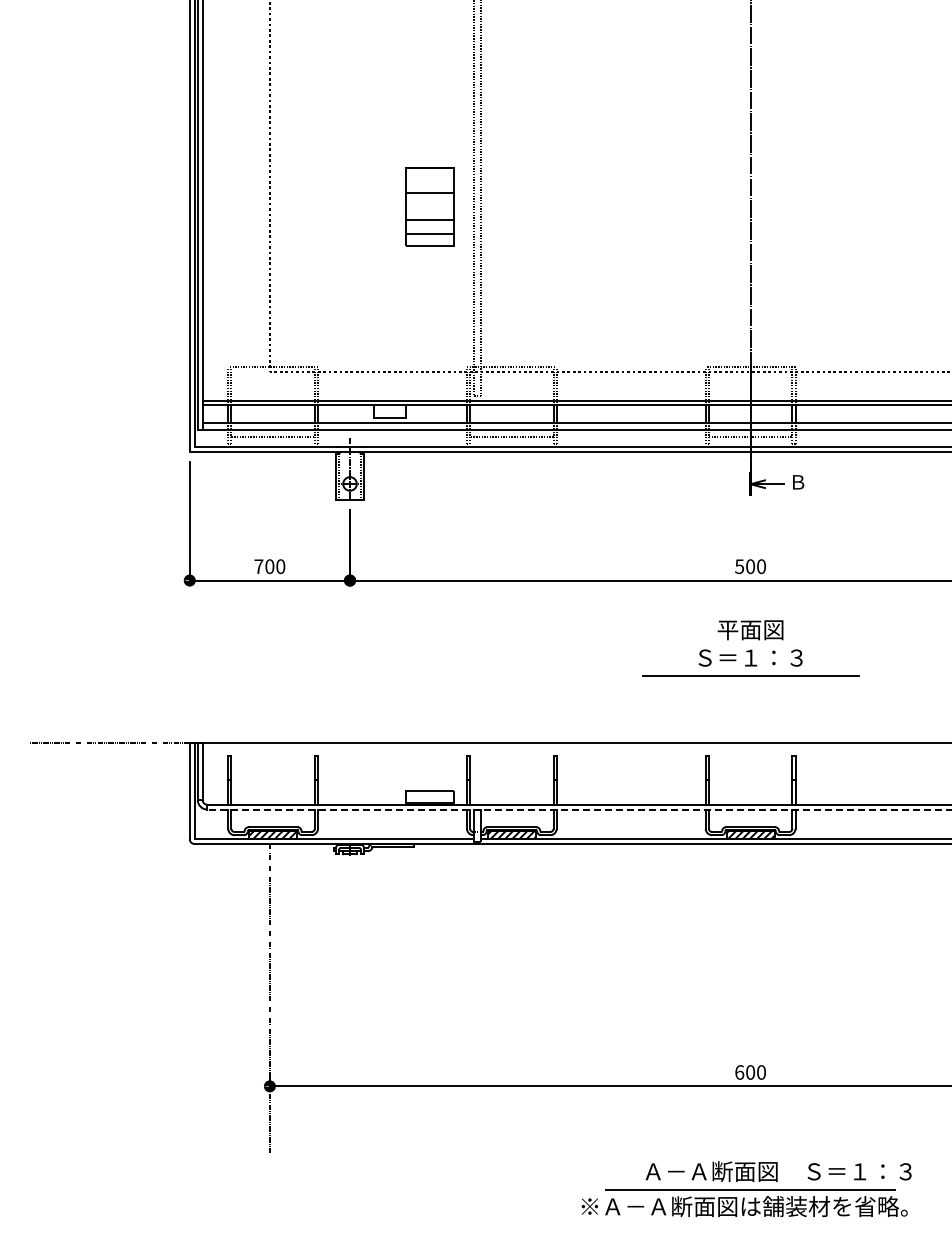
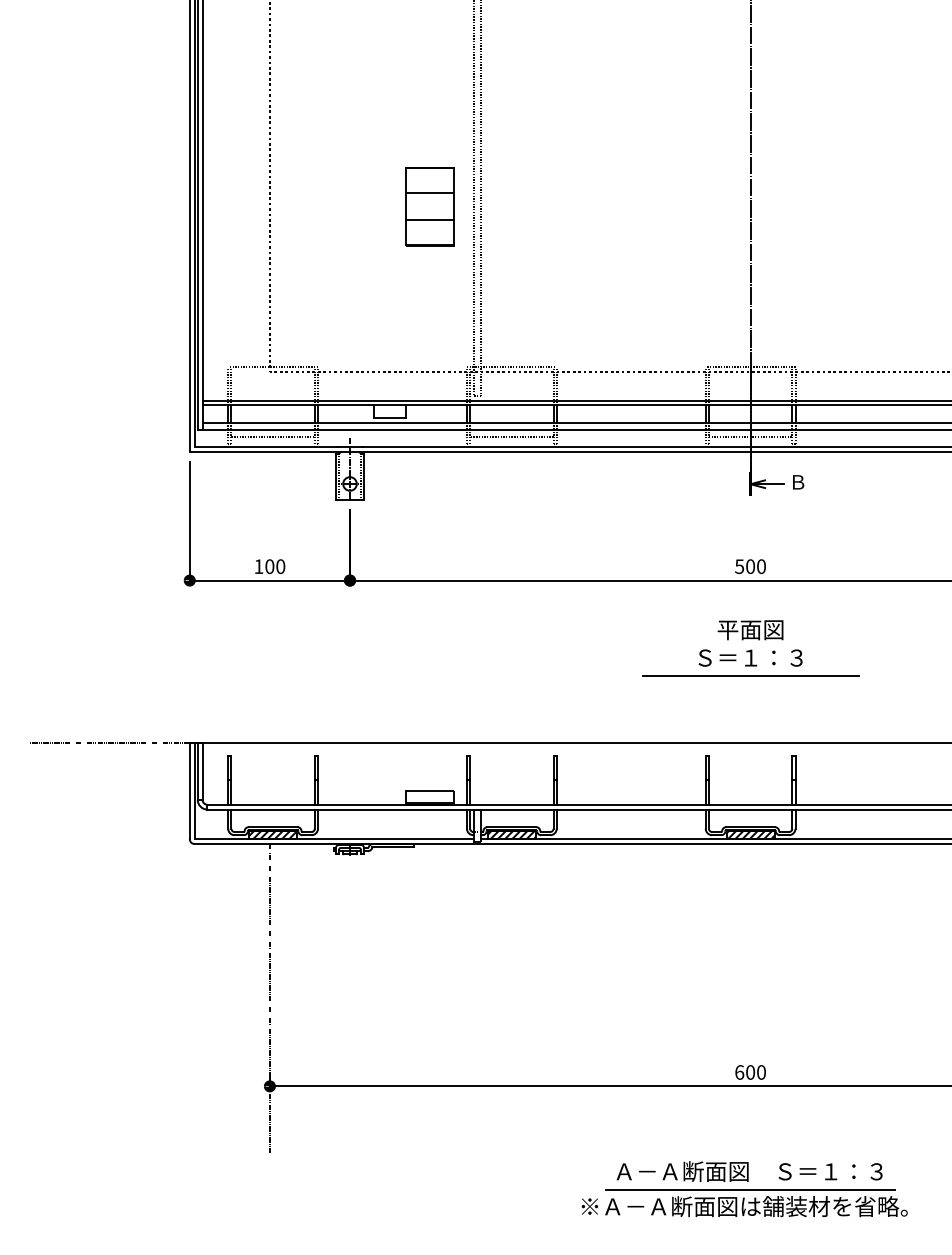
line position: (430, 234) -> (430, 245) (430, 245)
text: 700 -> 100 (258, 566)
line: dashed -> solid (579, 809)
text position: (778, 1171) -> (749, 1171) (749, 1171)
